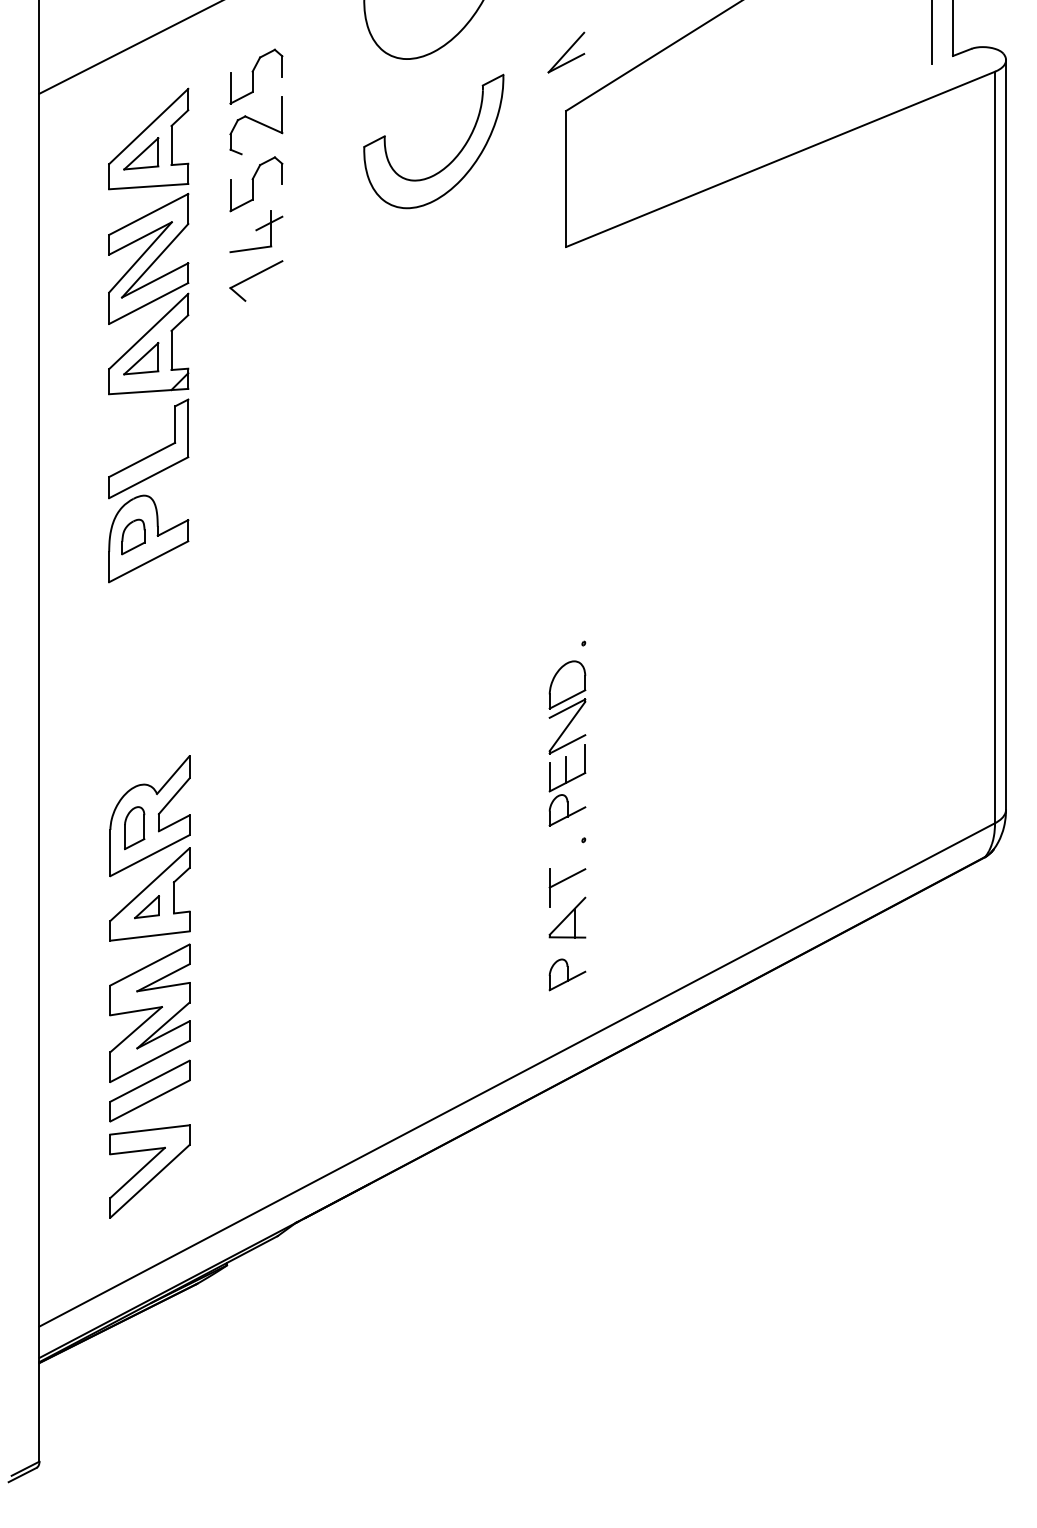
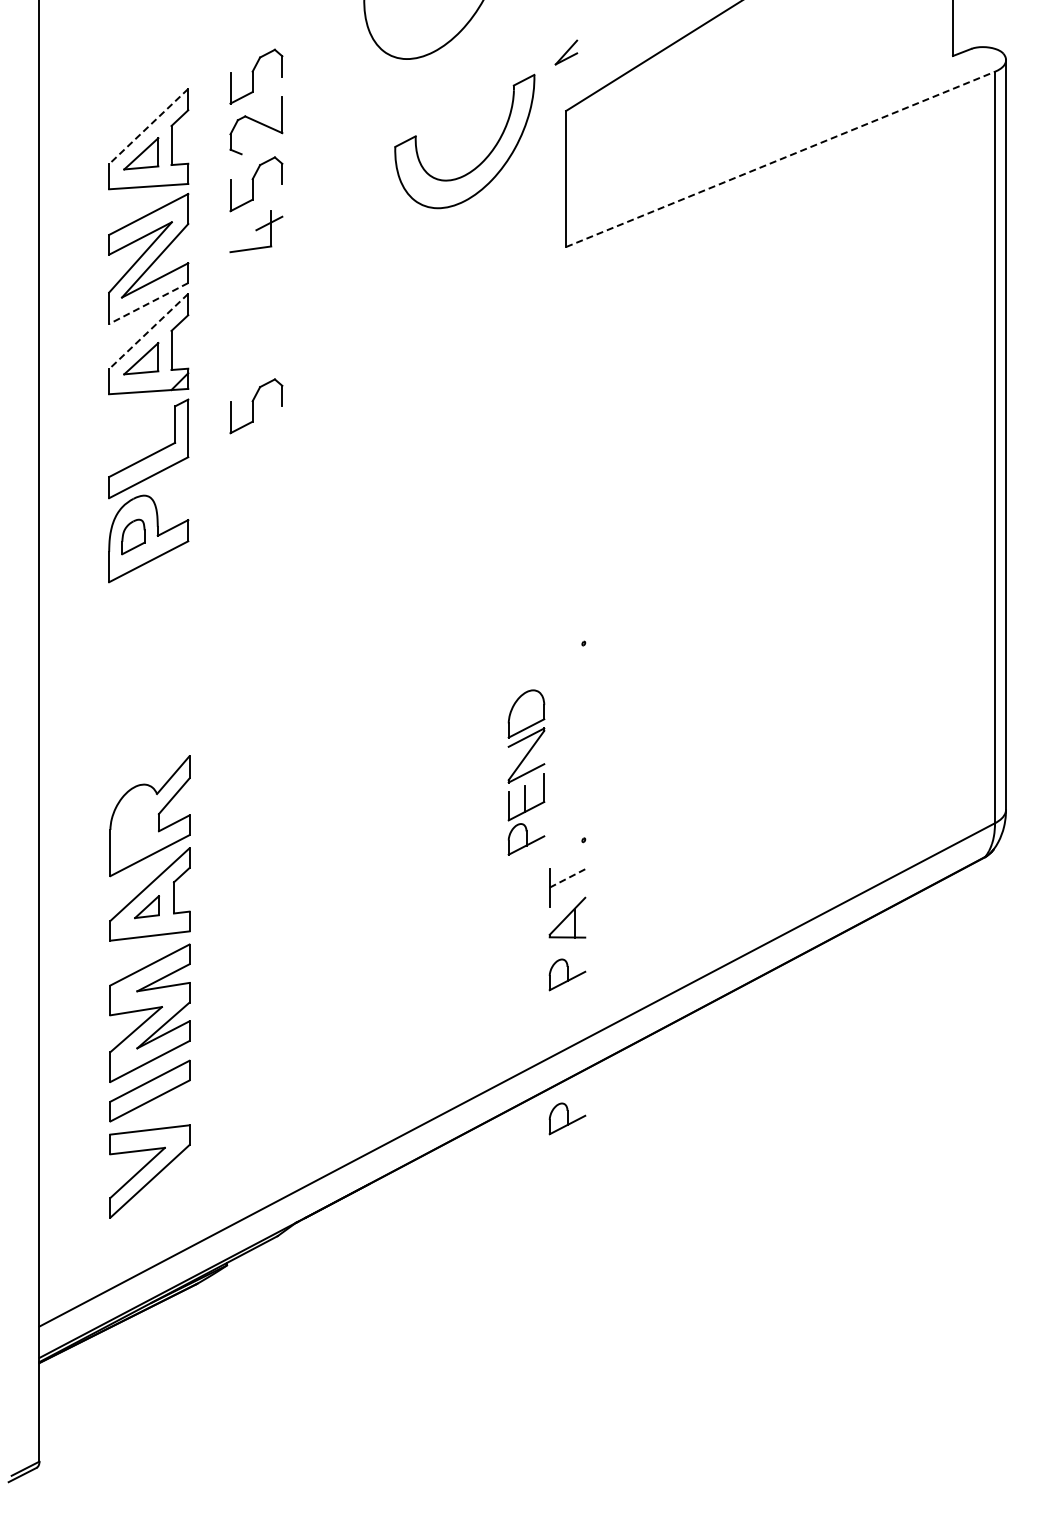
line: present -> none (932, 32)
line: present -> none (129, 47)
part size: 39x43 px -> 25x27 px (566, 52)
line: solid -> dashed (148, 126)
part position: (452, 159) -> (483, 159) (483, 159)
line: solid -> dashed (780, 159)
part: present -> none (256, 280)
line: solid -> dashed (148, 303)
line: solid -> dashed (148, 331)
part: none -> present (256, 406)
part position: (567, 743) -> (526, 772) (526, 772)
part: present -> none (134, 828)
line: solid -> dashed (567, 878)
part: none -> present (567, 1118)
